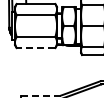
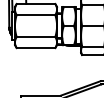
line: dashed -> solid (35, 48)
line: dashed -> solid (41, 95)
